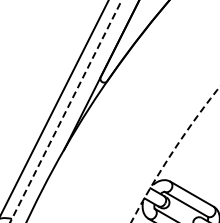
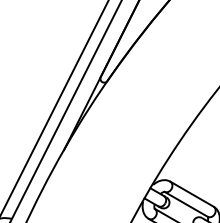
line: dashed -> solid (65, 111)
circle: dashed -> solid (175, 154)
